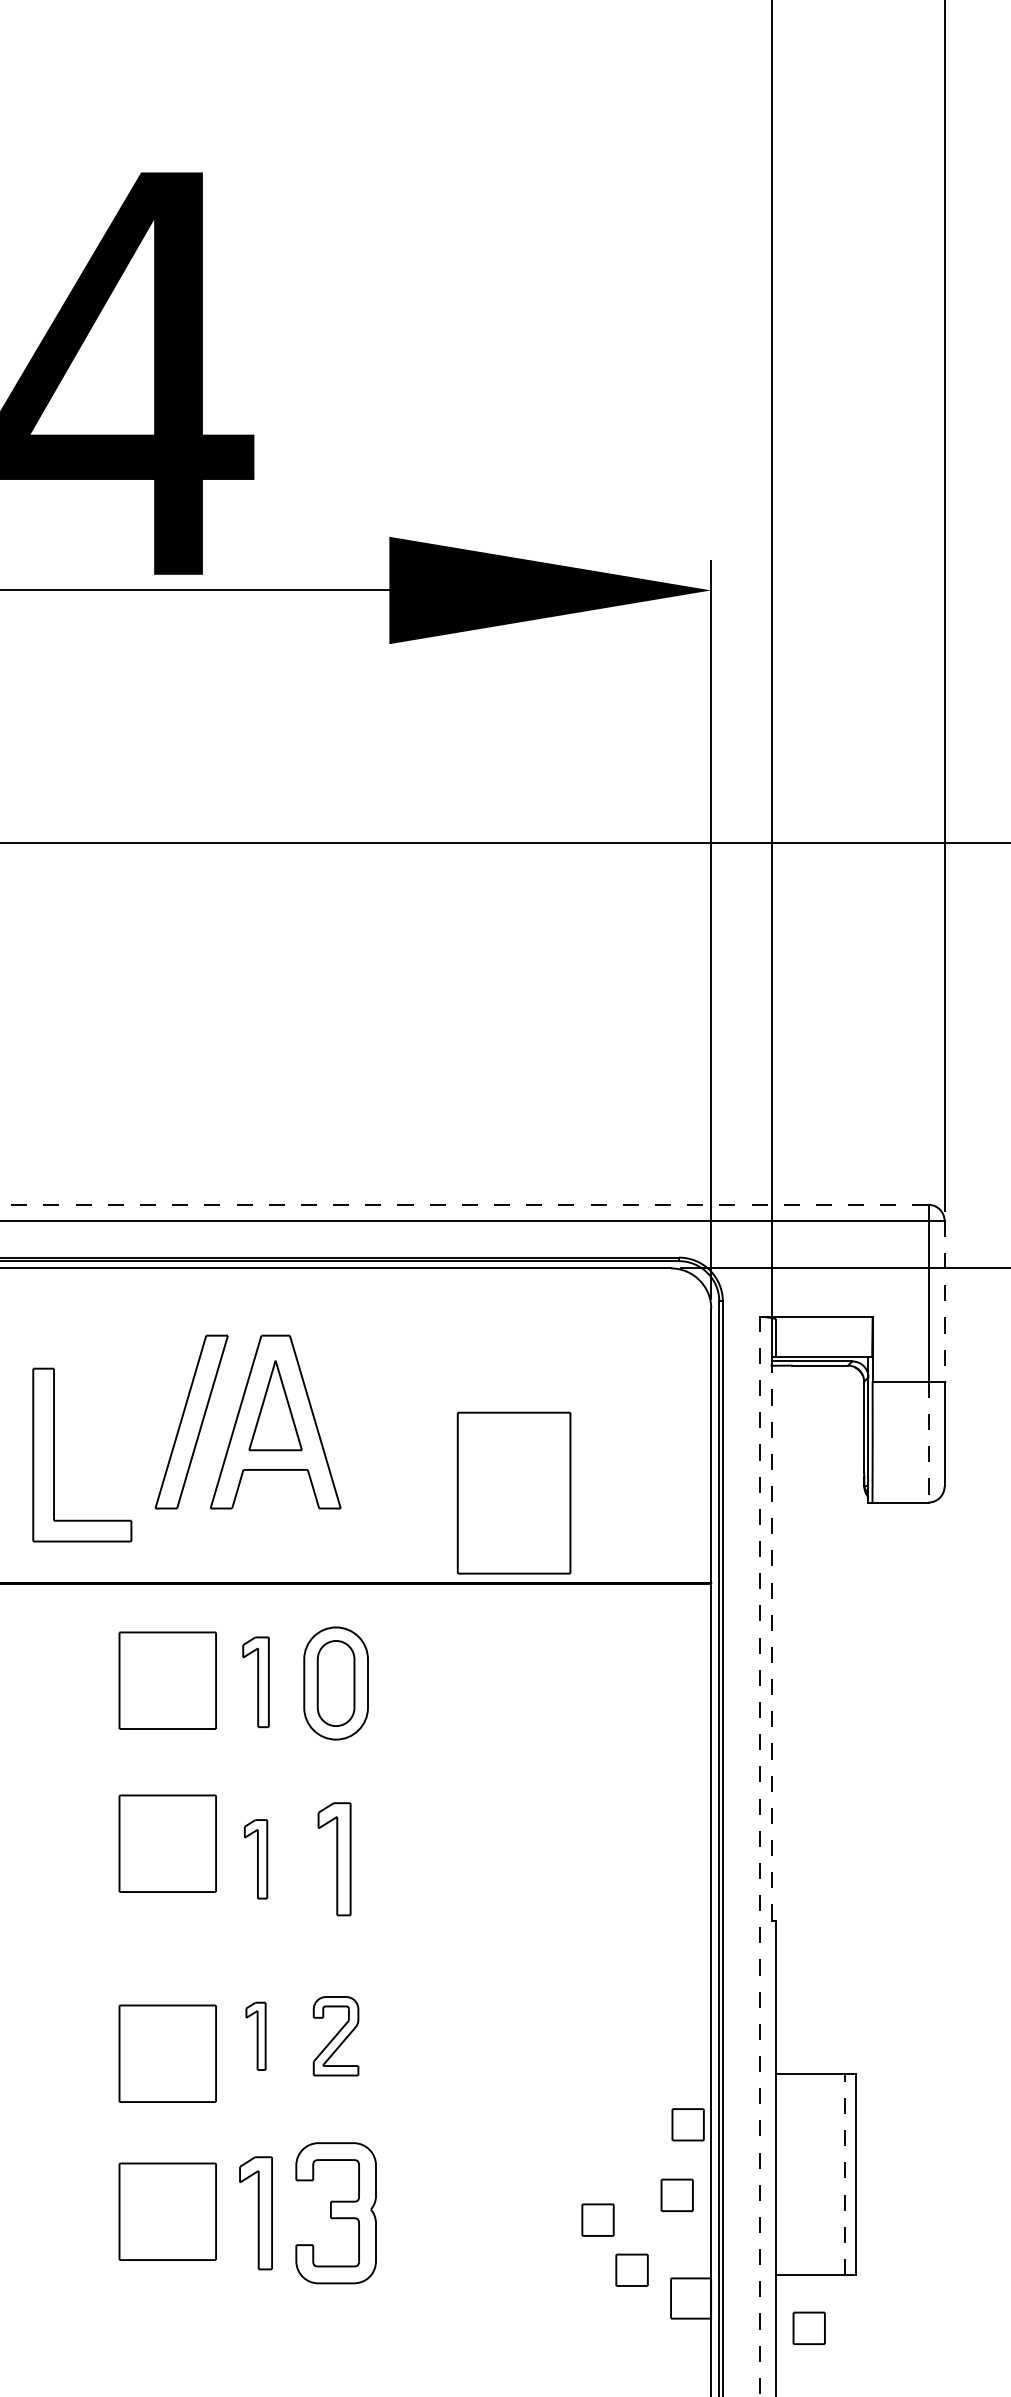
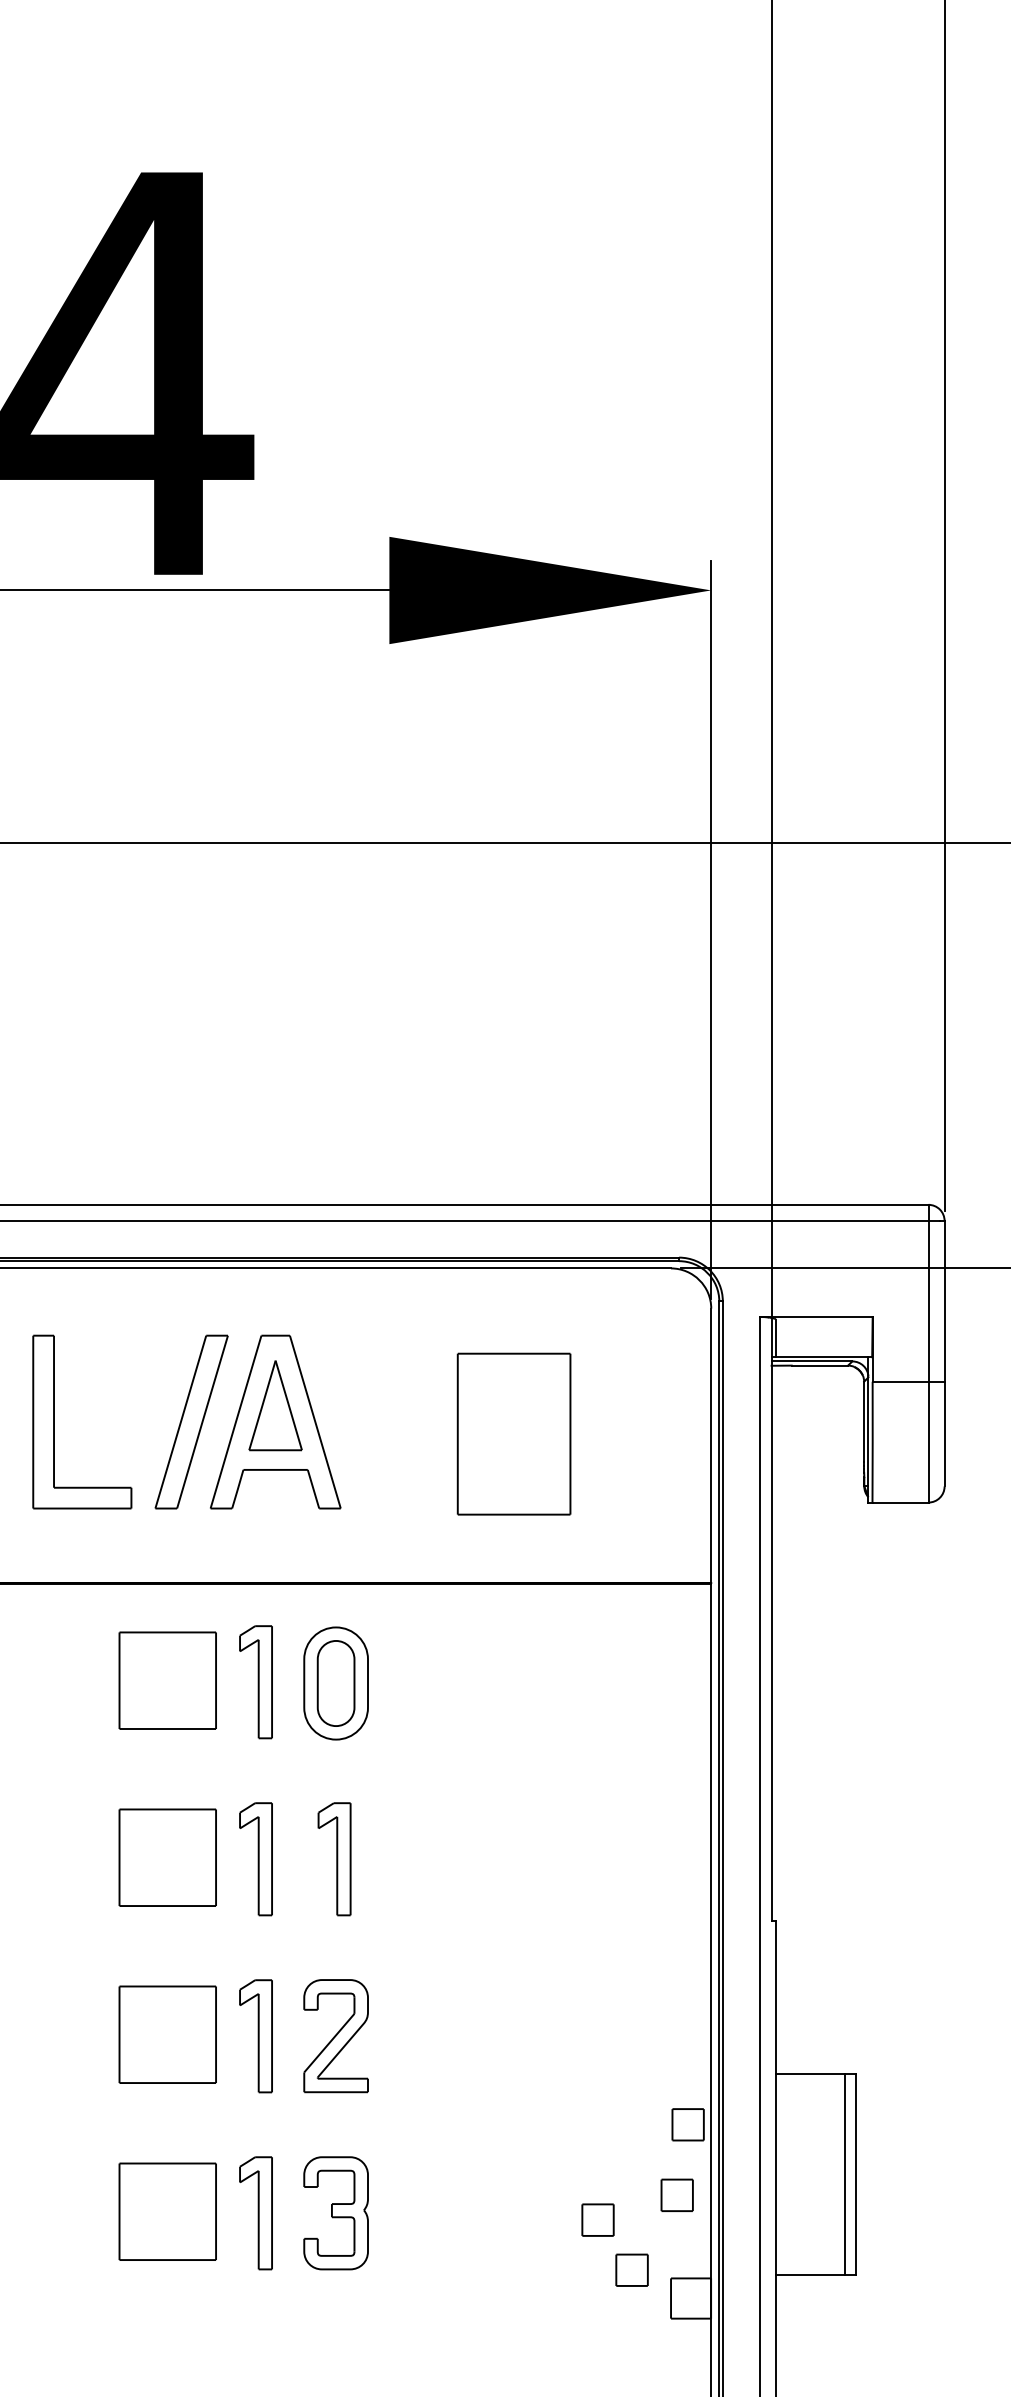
line: dashed -> solid (464, 1204)
line: dashed -> solid (944, 1301)
line: dashed -> solid (928, 1442)
part position: (54, 1454) -> (54, 1421) (54, 1421)
part position: (513, 1492) -> (513, 1433) (513, 1433)
line: dashed -> solid (771, 1638)
part size: 28x93 px -> 34x115 px (255, 1682)
part position: (167, 1843) -> (167, 1857) (167, 1857)
line: dashed -> solid (759, 1856)
part size: 25x81 px -> 34x115 px (255, 1859)
part size: 22x70 px -> 34x115 px (255, 2036)
part size: 48x81 px -> 66x115 px (335, 2036)
part position: (167, 2053) -> (167, 2034) (167, 2034)
line: dashed -> solid (845, 2174)
part size: 82x143 px -> 66x115 px (335, 2213)
part: present -> none (808, 2327)
